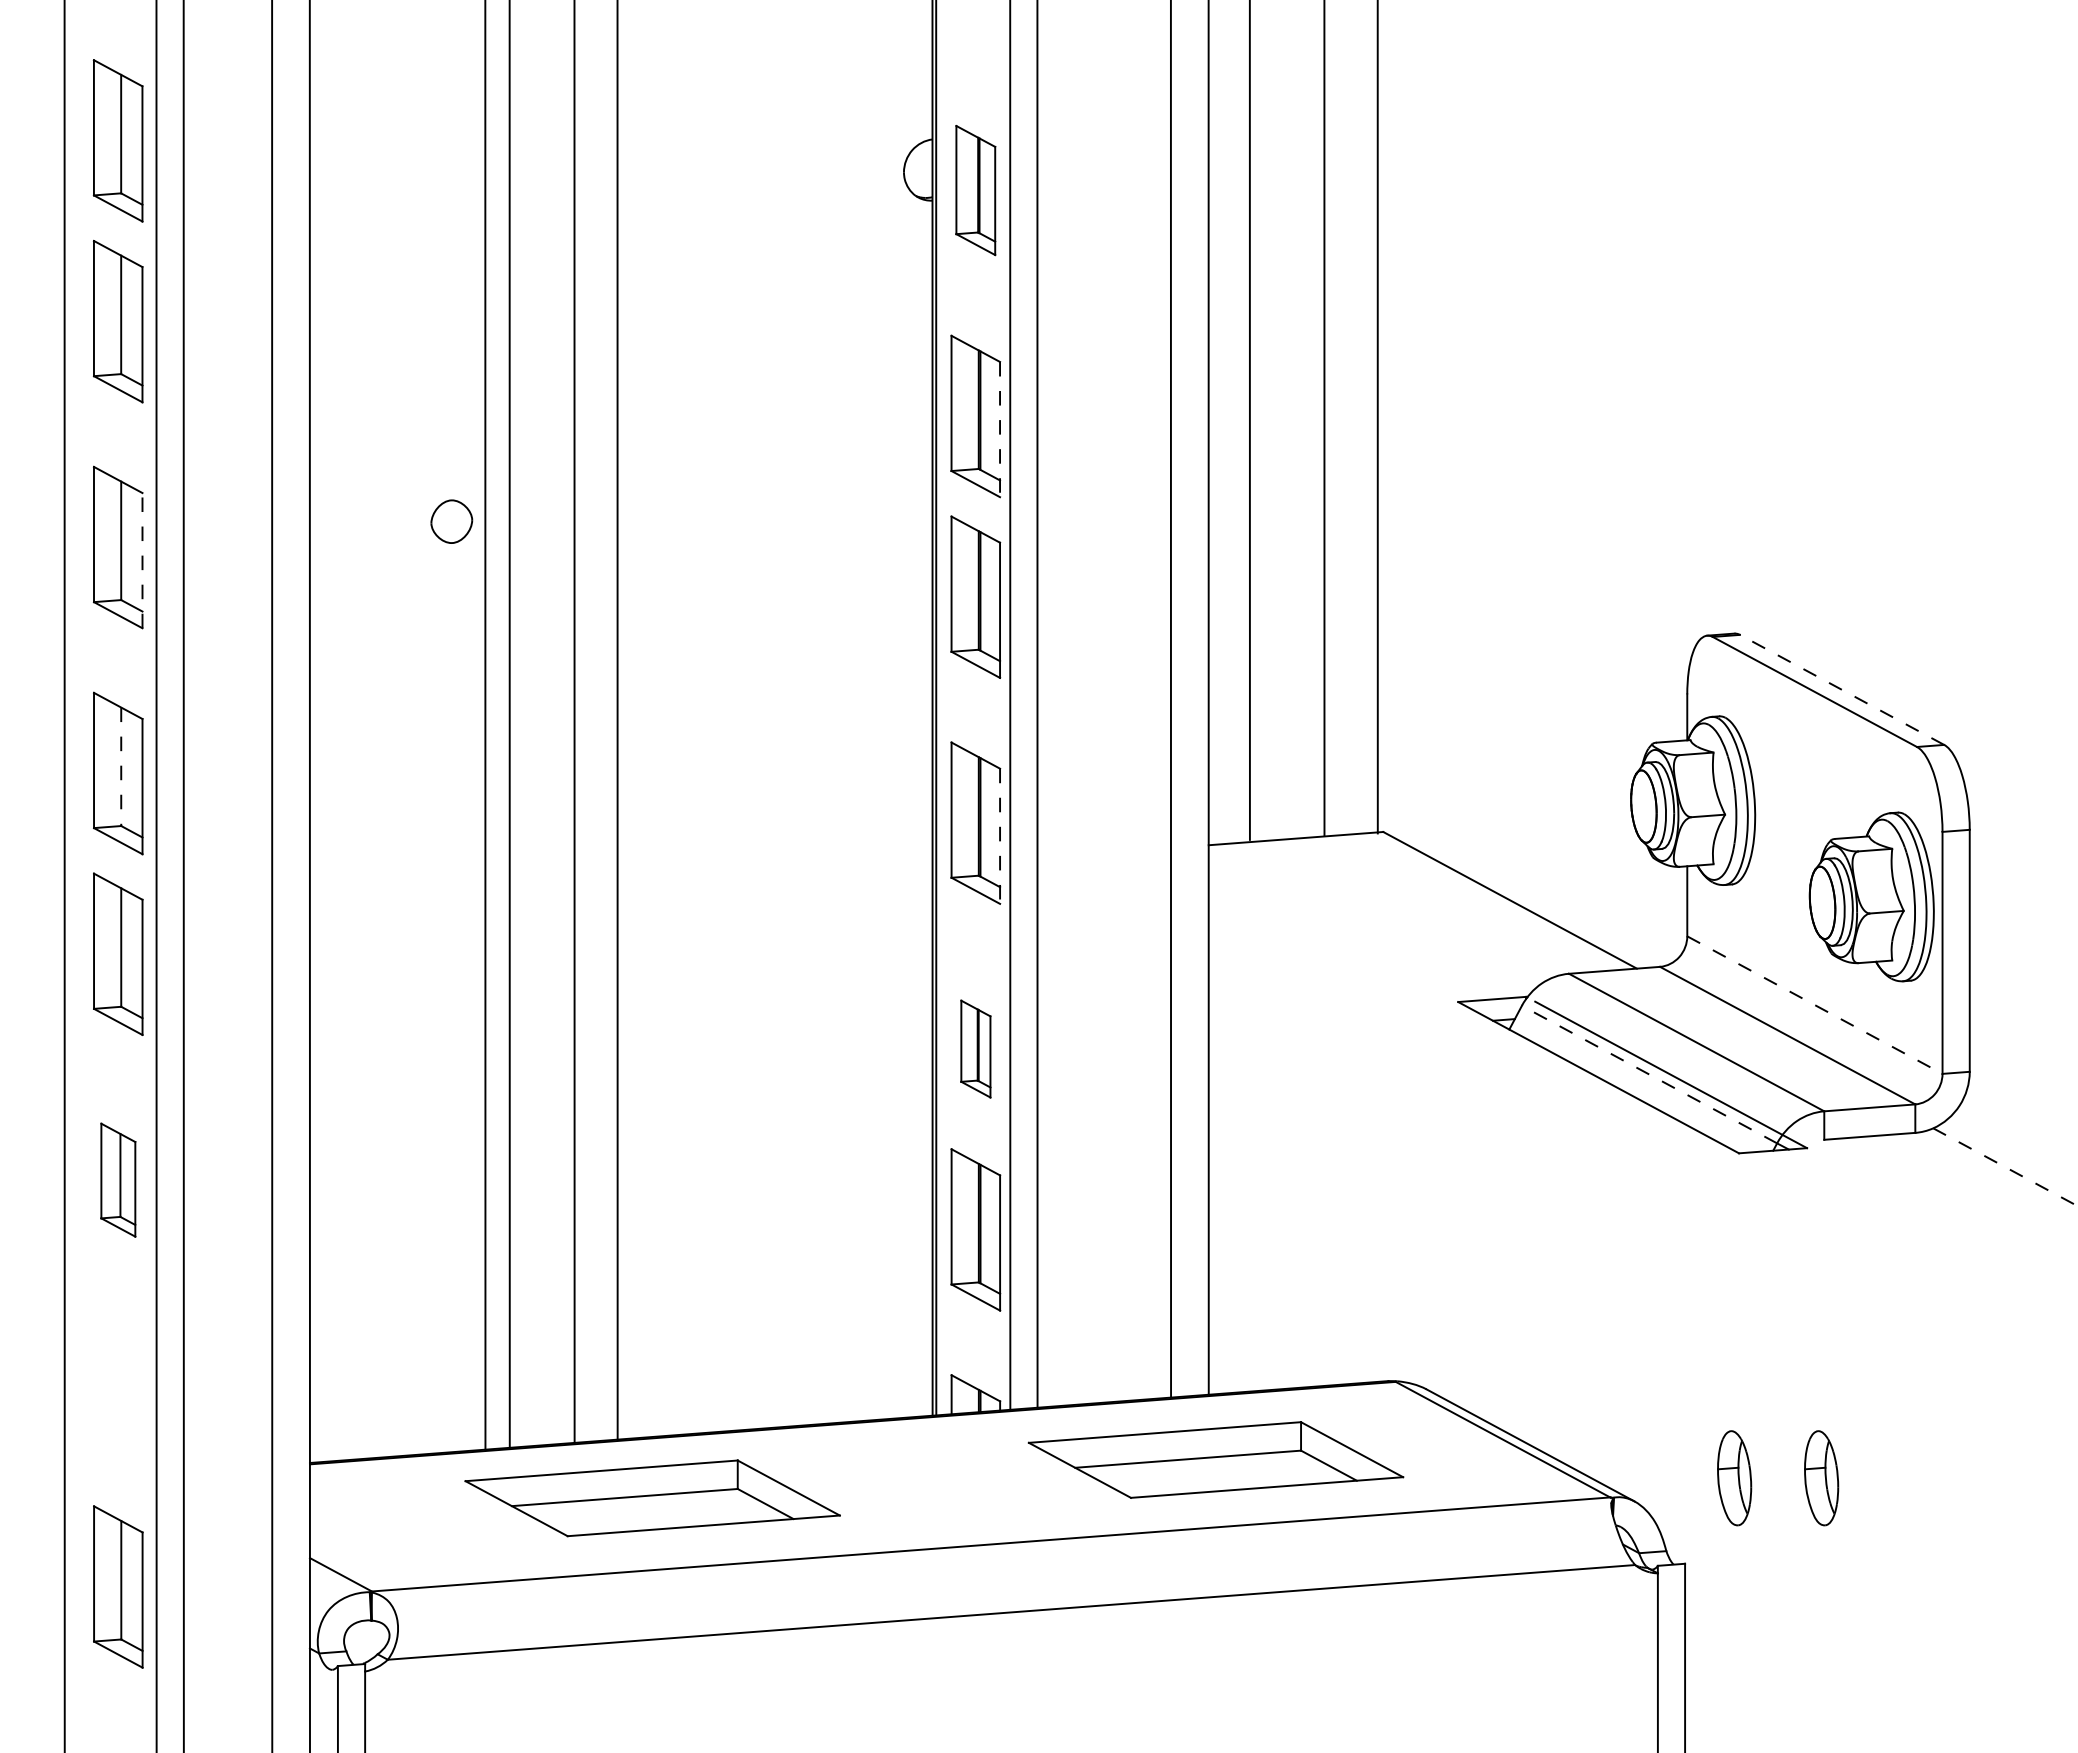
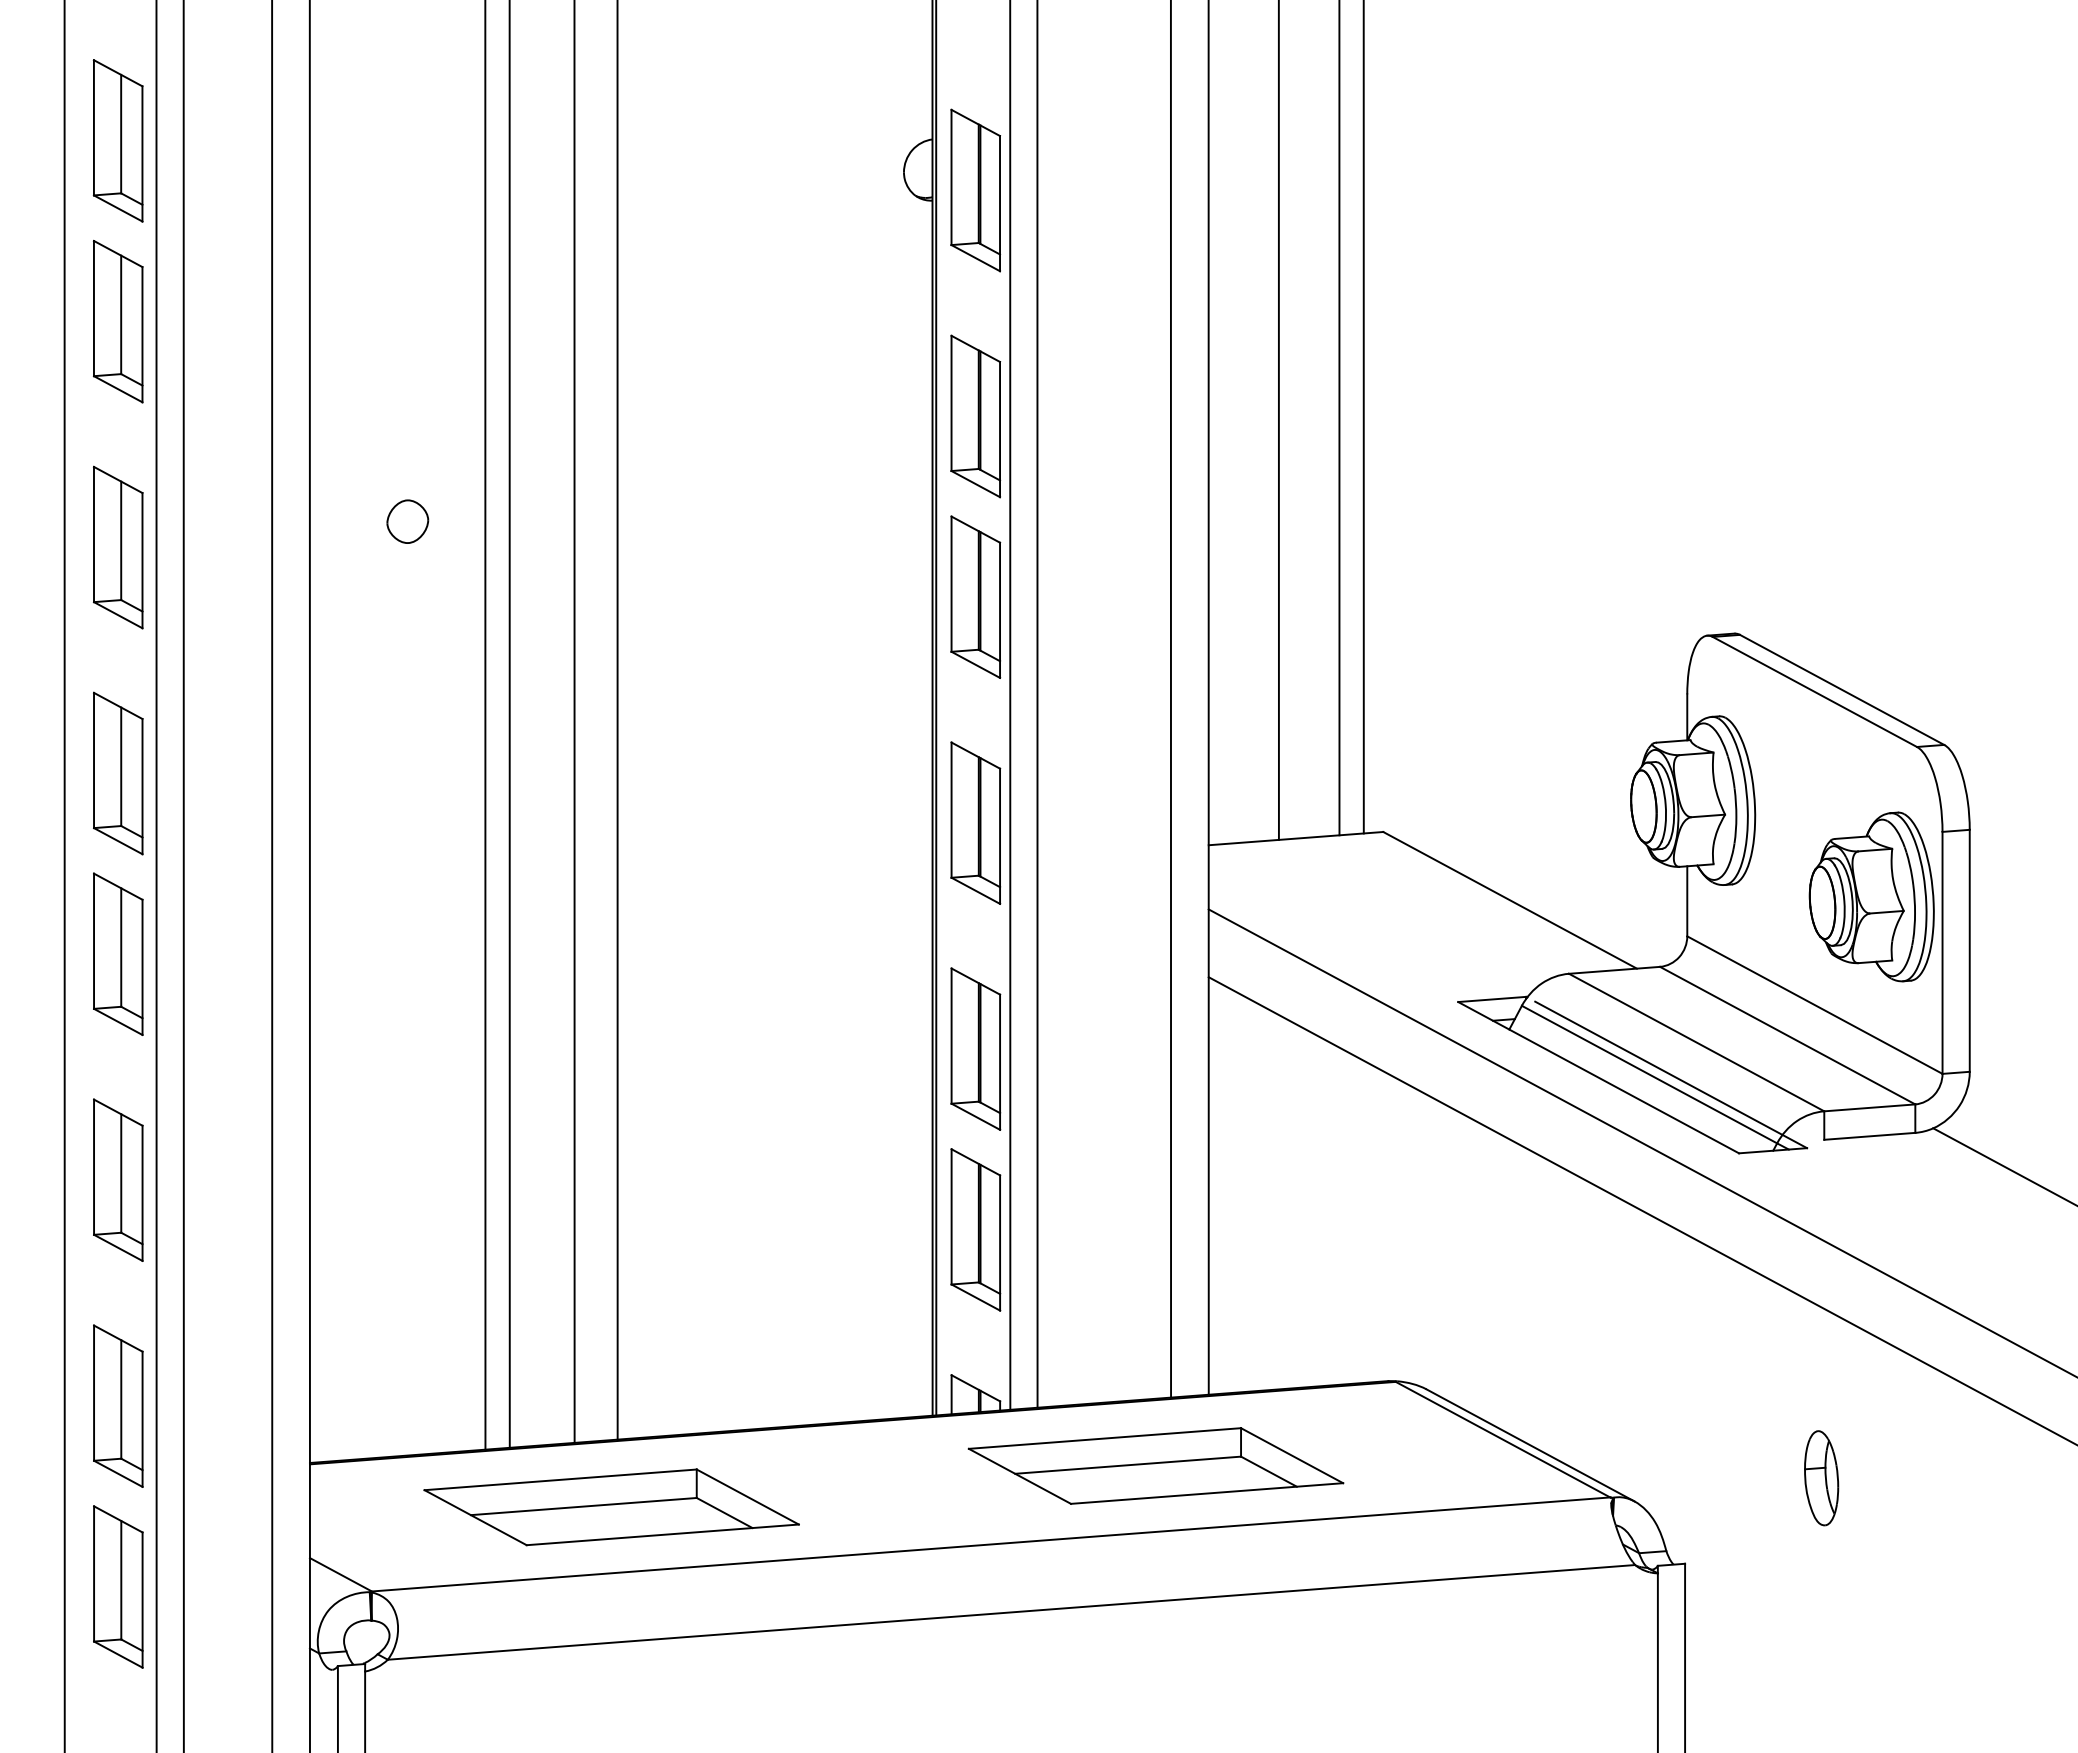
part size: 42x132 px -> 52x165 px (975, 190)
line position: (1377, 417) -> (1363, 417) (1363, 417)
line position: (1324, 418) -> (1339, 418) (1339, 418)
line position: (1249, 420) -> (1278, 420) (1278, 420)
line: dashed -> solid (1000, 429)
part position: (451, 521) -> (407, 521) (407, 521)
line: dashed -> solid (142, 560)
line: dashed -> solid (1842, 689)
line: dashed -> solid (121, 767)
line: dashed -> solid (1000, 836)
line: dashed -> solid (1814, 1005)
part size: 32x100 px -> 52x164 px (975, 1048)
line: dashed -> solid (1649, 1074)
line: none -> present (1641, 1142)
line: dashed -> solid (2005, 1167)
part size: 37x116 px -> 51x164 px (118, 1179)
line: none -> present (1641, 1210)
part: none -> present (118, 1405)
part position: (1215, 1459) -> (1155, 1465) (1155, 1465)
part: present -> none (1734, 1478)
part position: (652, 1498) -> (611, 1507) (611, 1507)
